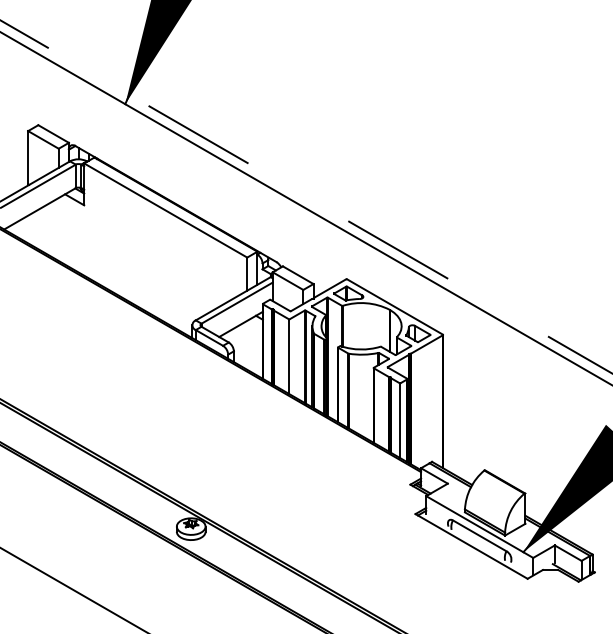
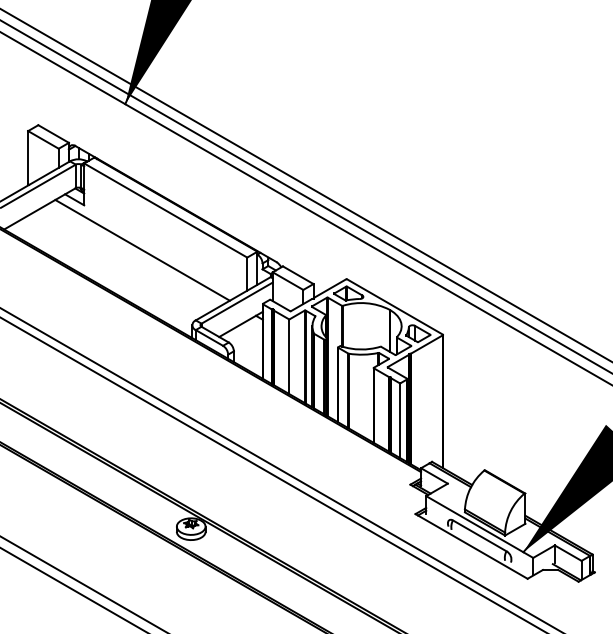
line: none -> present (305, 185)
line: dashed -> solid (306, 197)
line: none -> present (142, 249)
line: none -> present (280, 469)
line: none -> present (272, 474)
line: none -> present (83, 583)
